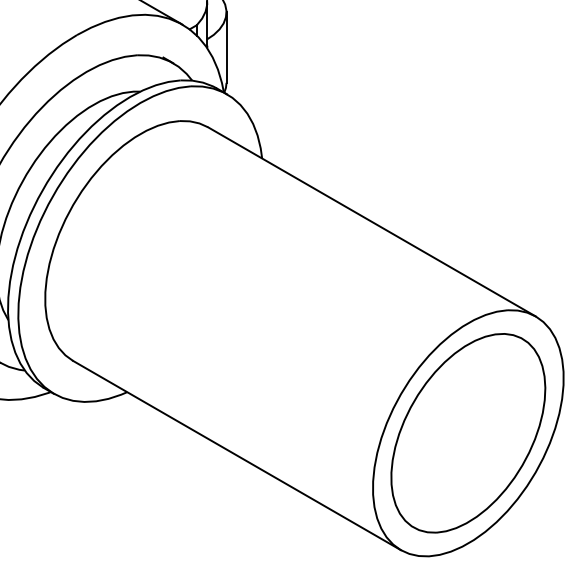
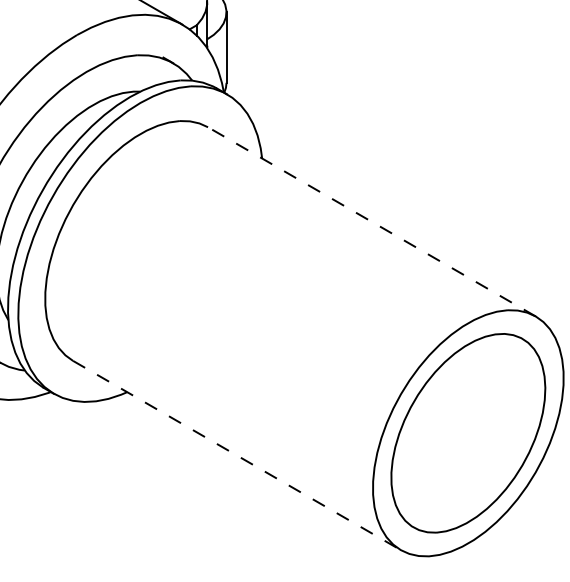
line: solid -> dashed (371, 221)
line: solid -> dashed (237, 455)
